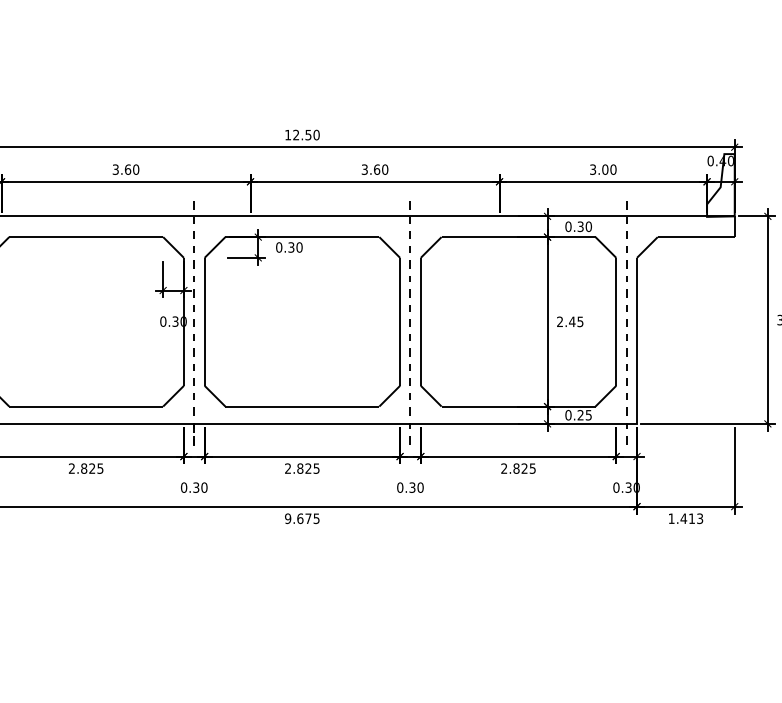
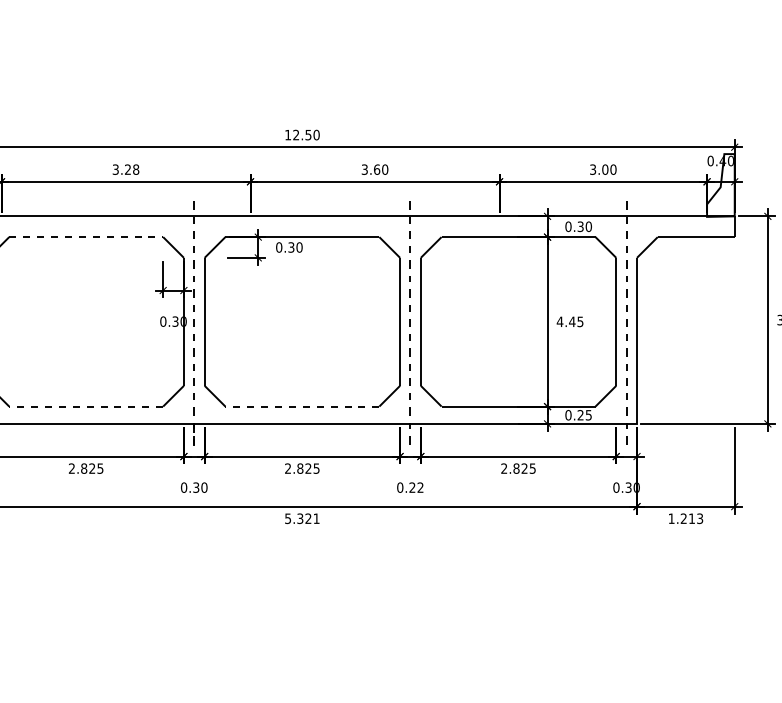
text: 3.60 -> 3.28 (131, 169)
line: solid -> dashed (86, 237)
text: 2.45 -> 4.45 (559, 321)
line: solid -> dashed (86, 406)
line: solid -> dashed (302, 406)
text: 0.30 -> 0.22 (416, 487)
text: 9.675 -> 5.321 (302, 518)
text: 1.413 -> 1.213 (683, 518)
